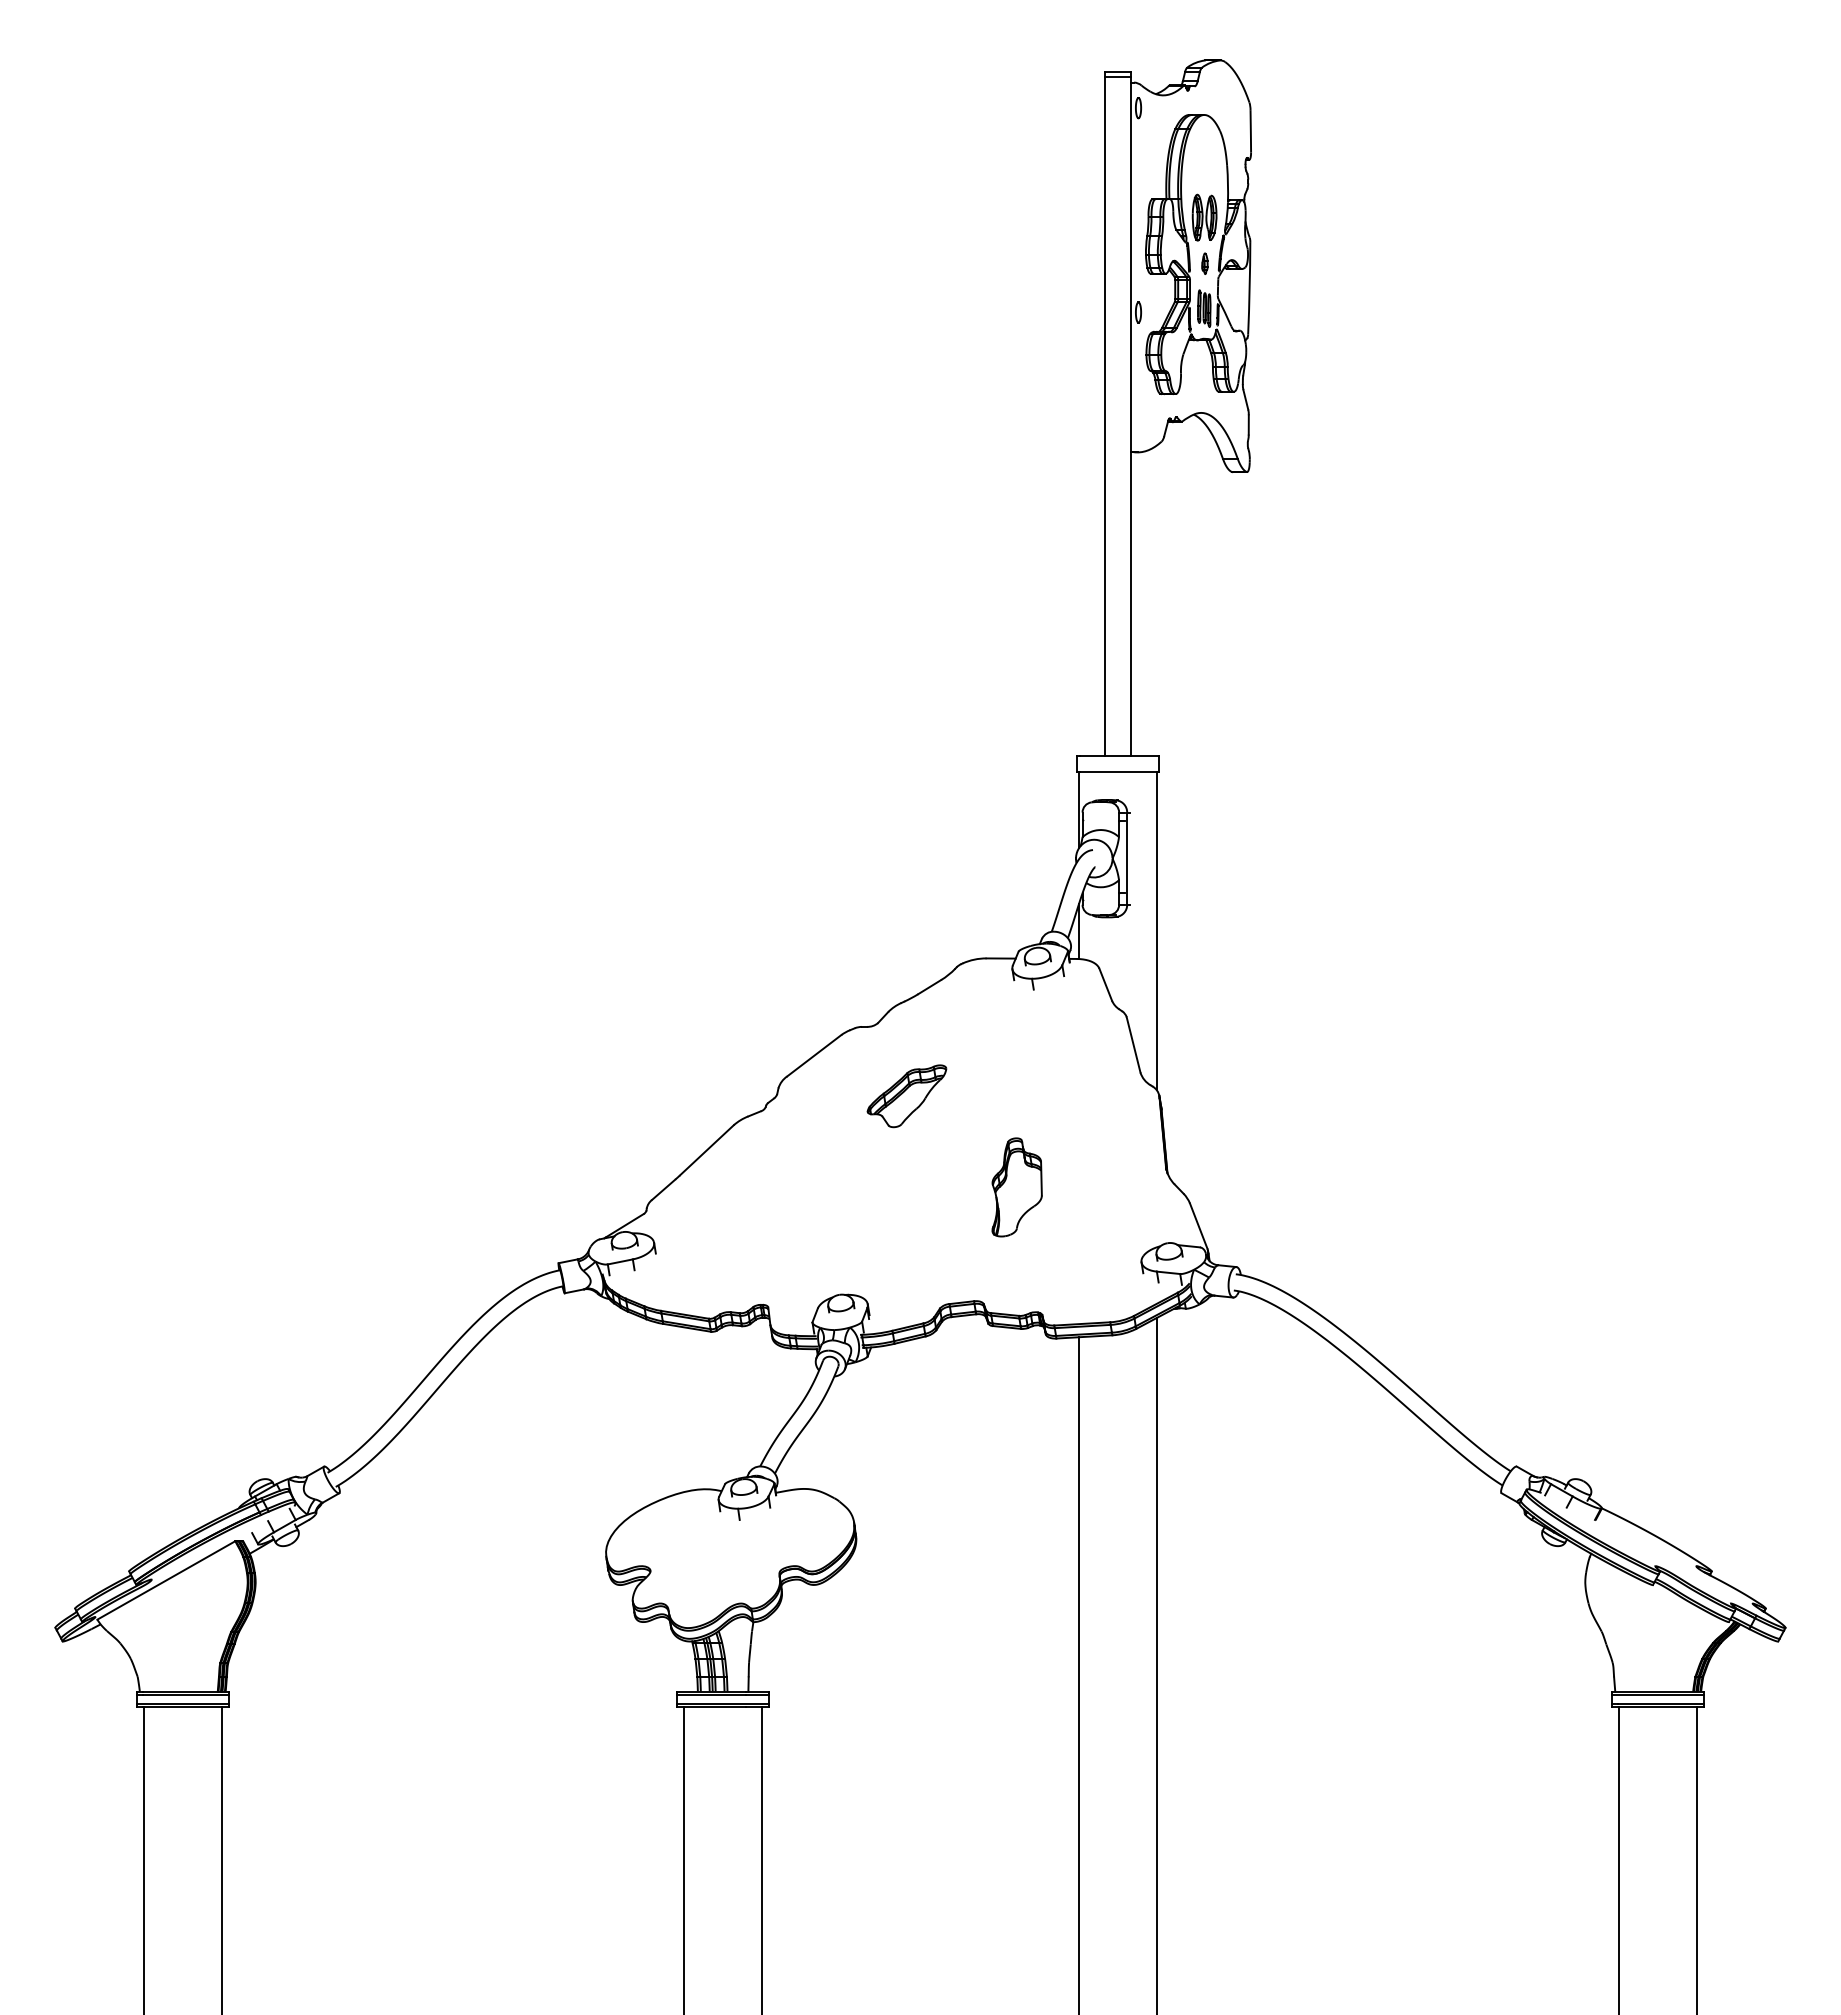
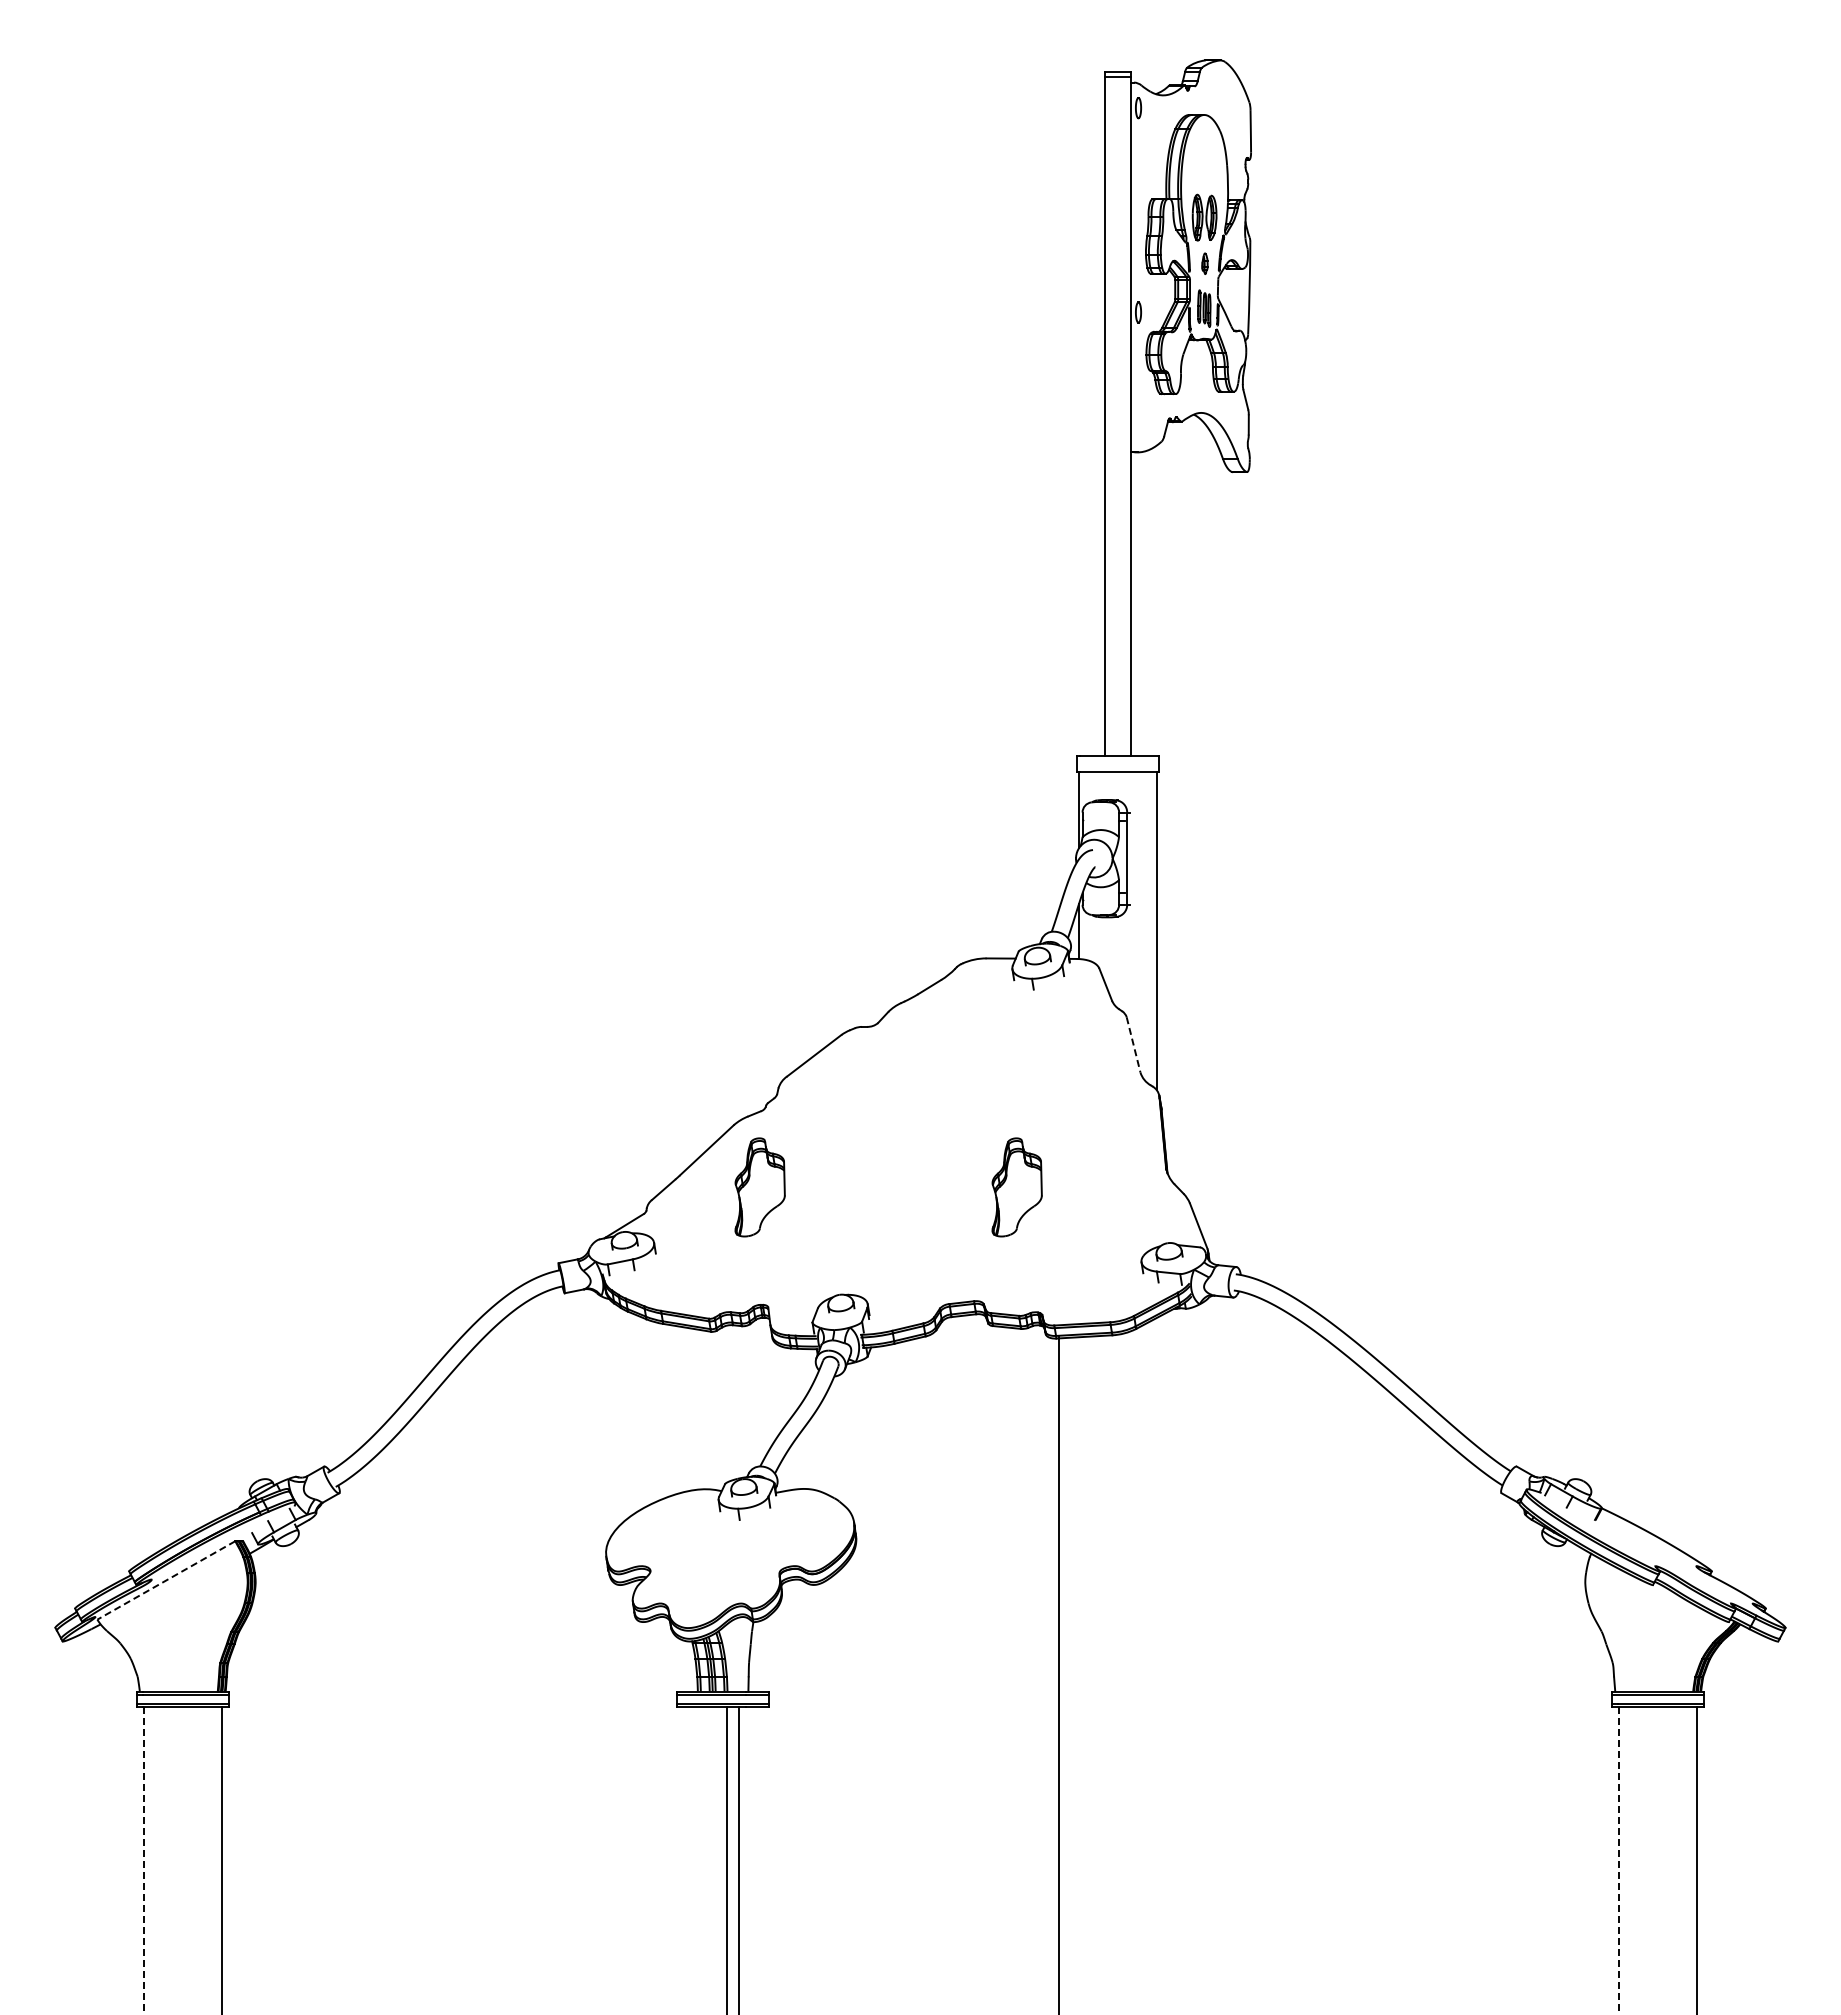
line: solid -> dashed (1133, 1045)
part: present -> none (906, 1096)
part: none -> present (759, 1187)
line: solid -> dashed (165, 1580)
line: present -> none (1156, 1664)
line position: (1079, 1674) -> (1059, 1674) (1059, 1674)
line position: (684, 1859) -> (727, 1859) (727, 1859)
line position: (761, 1859) -> (738, 1859) (738, 1859)
line: solid -> dashed (144, 1860)
line: solid -> dashed (1618, 1860)
